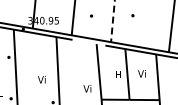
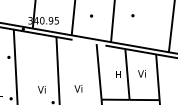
line: dashed -> solid (112, 21)
text position: (41, 79) -> (41, 89) (41, 89)
text position: (87, 88) -> (78, 88) (78, 88)
